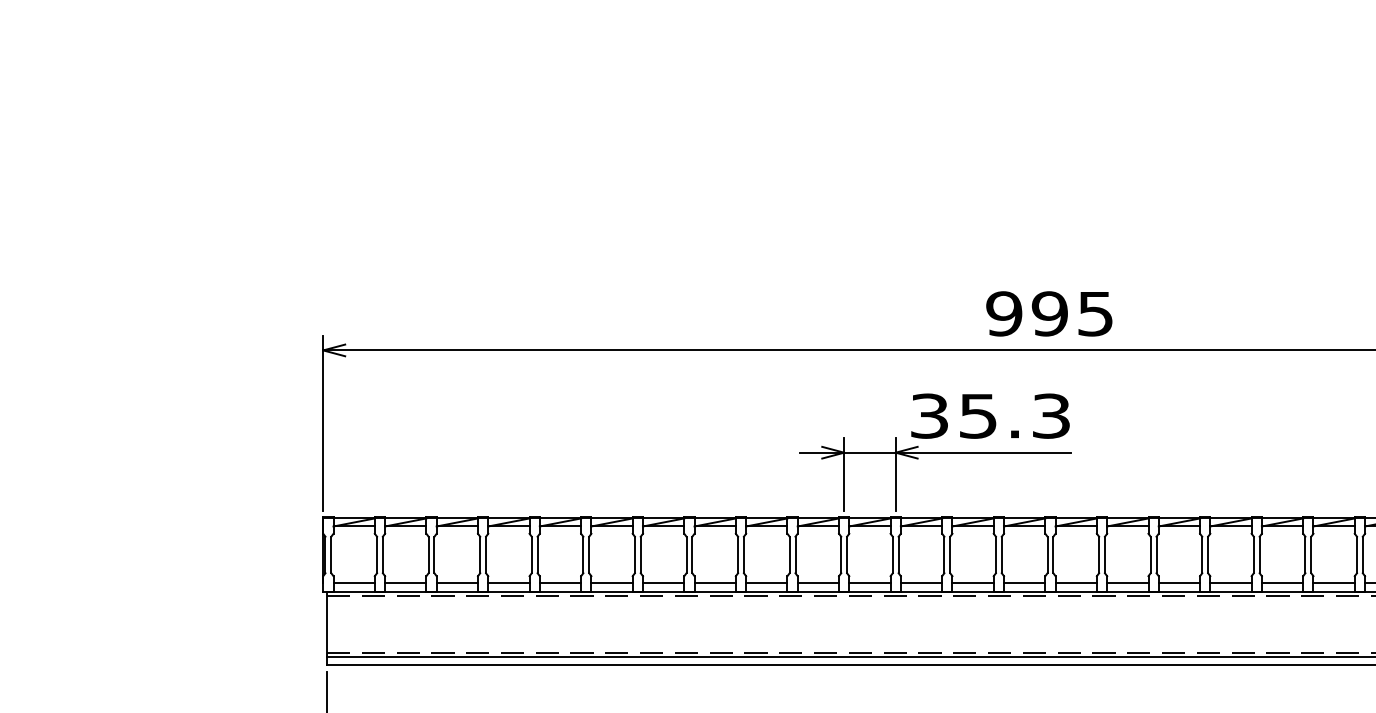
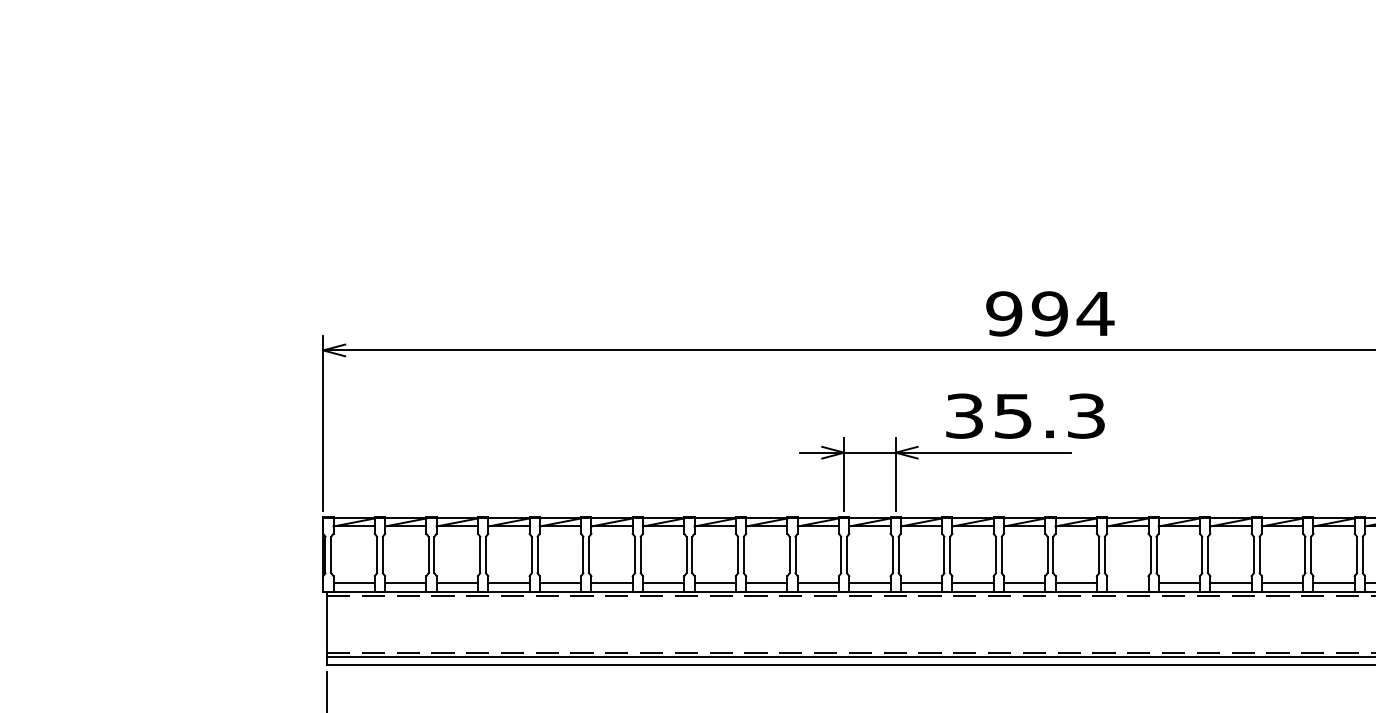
text: 995 -> 994 (1095, 314)
text position: (990, 415) -> (1025, 415) (1025, 415)
line: present -> none (1127, 582)
